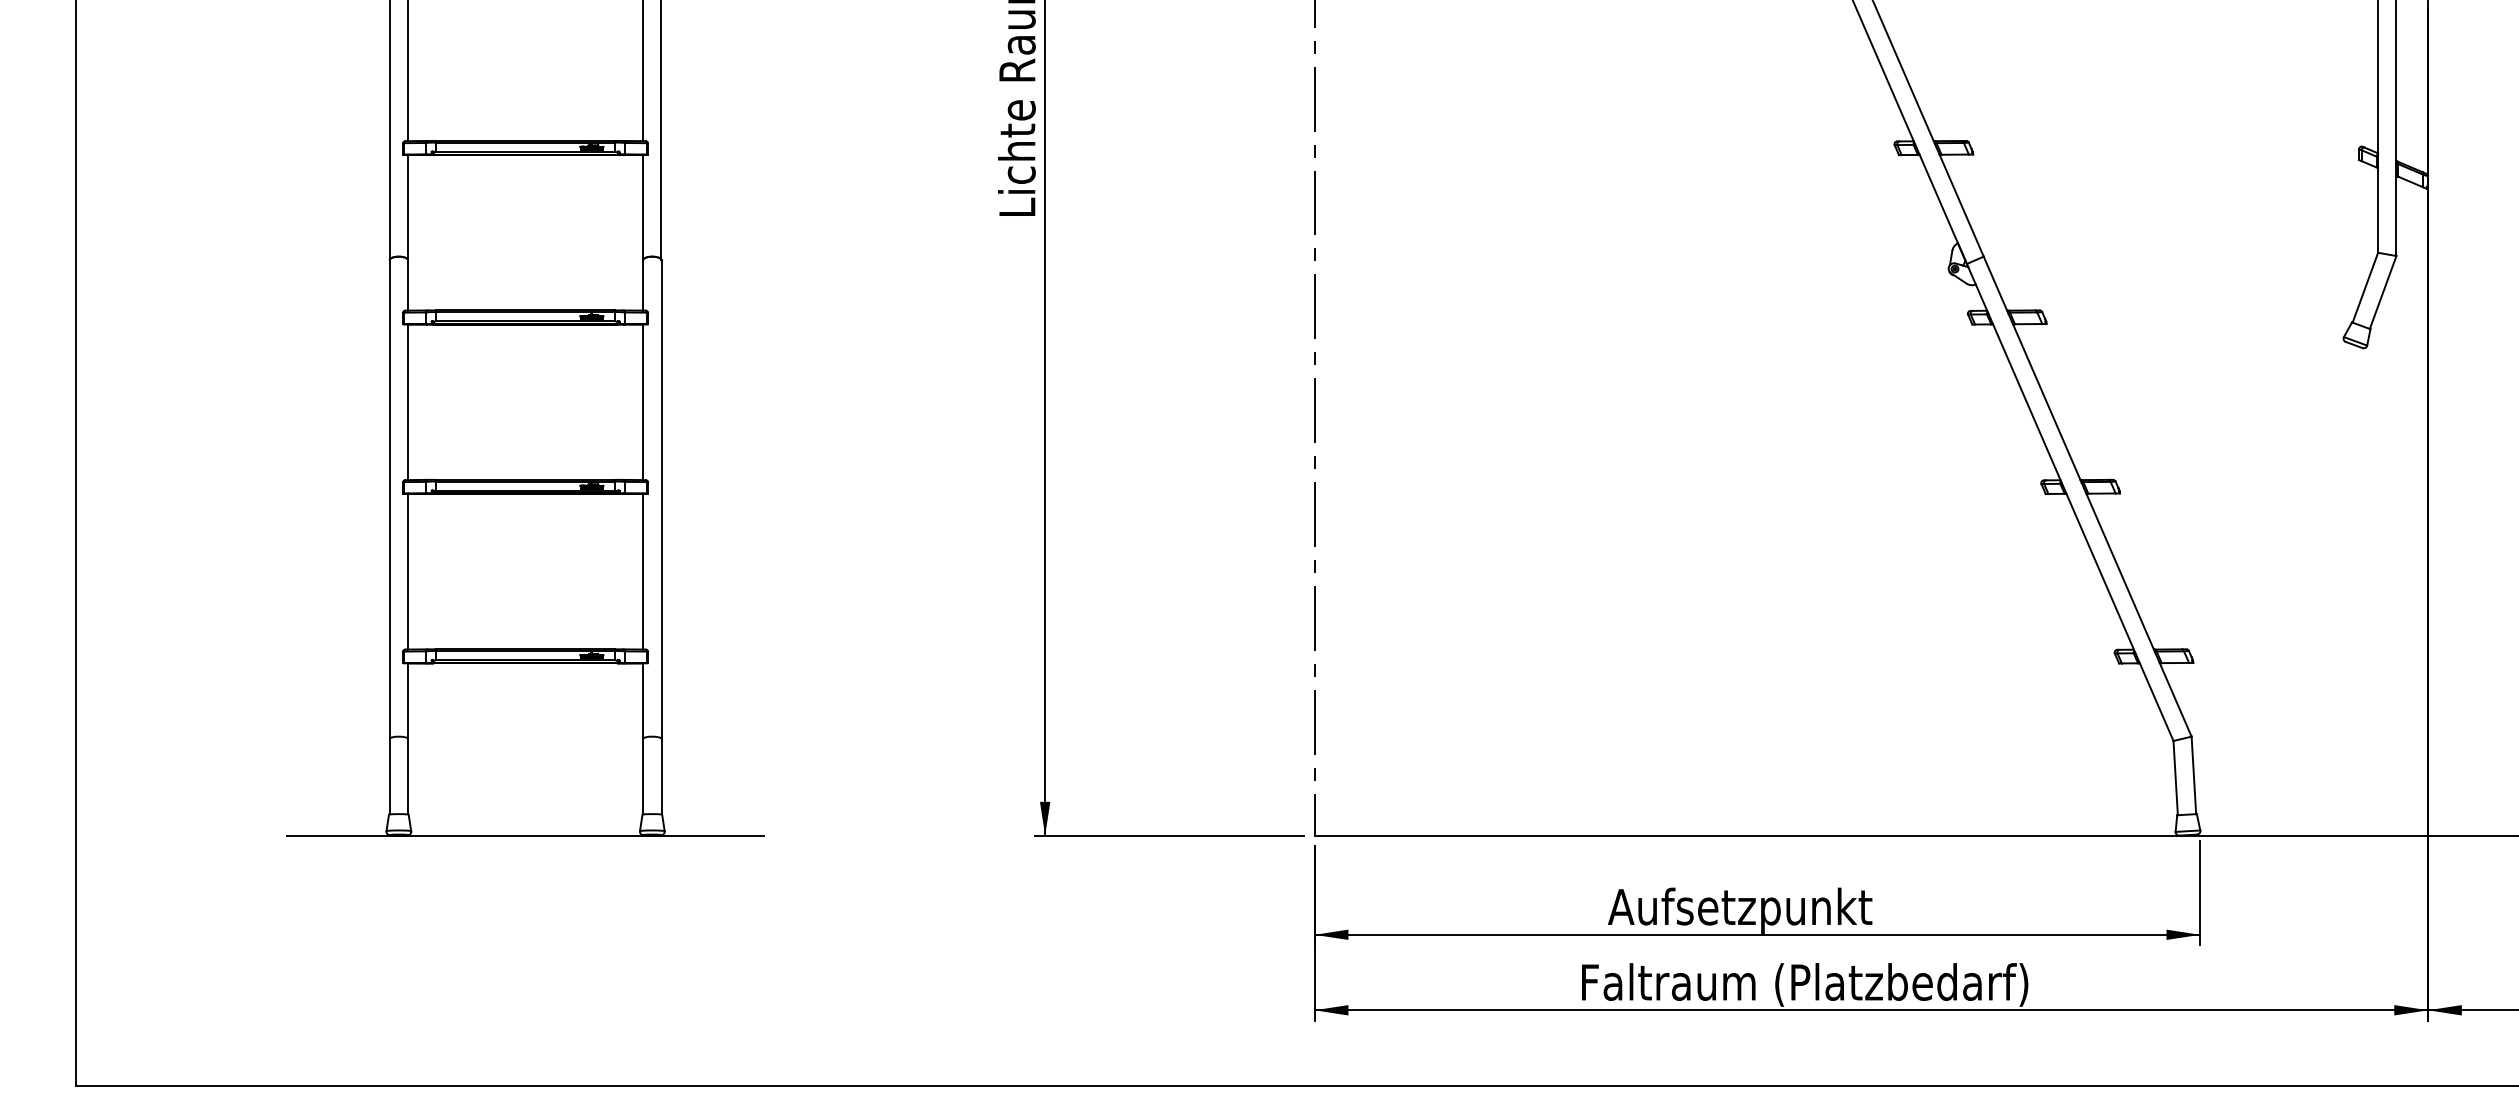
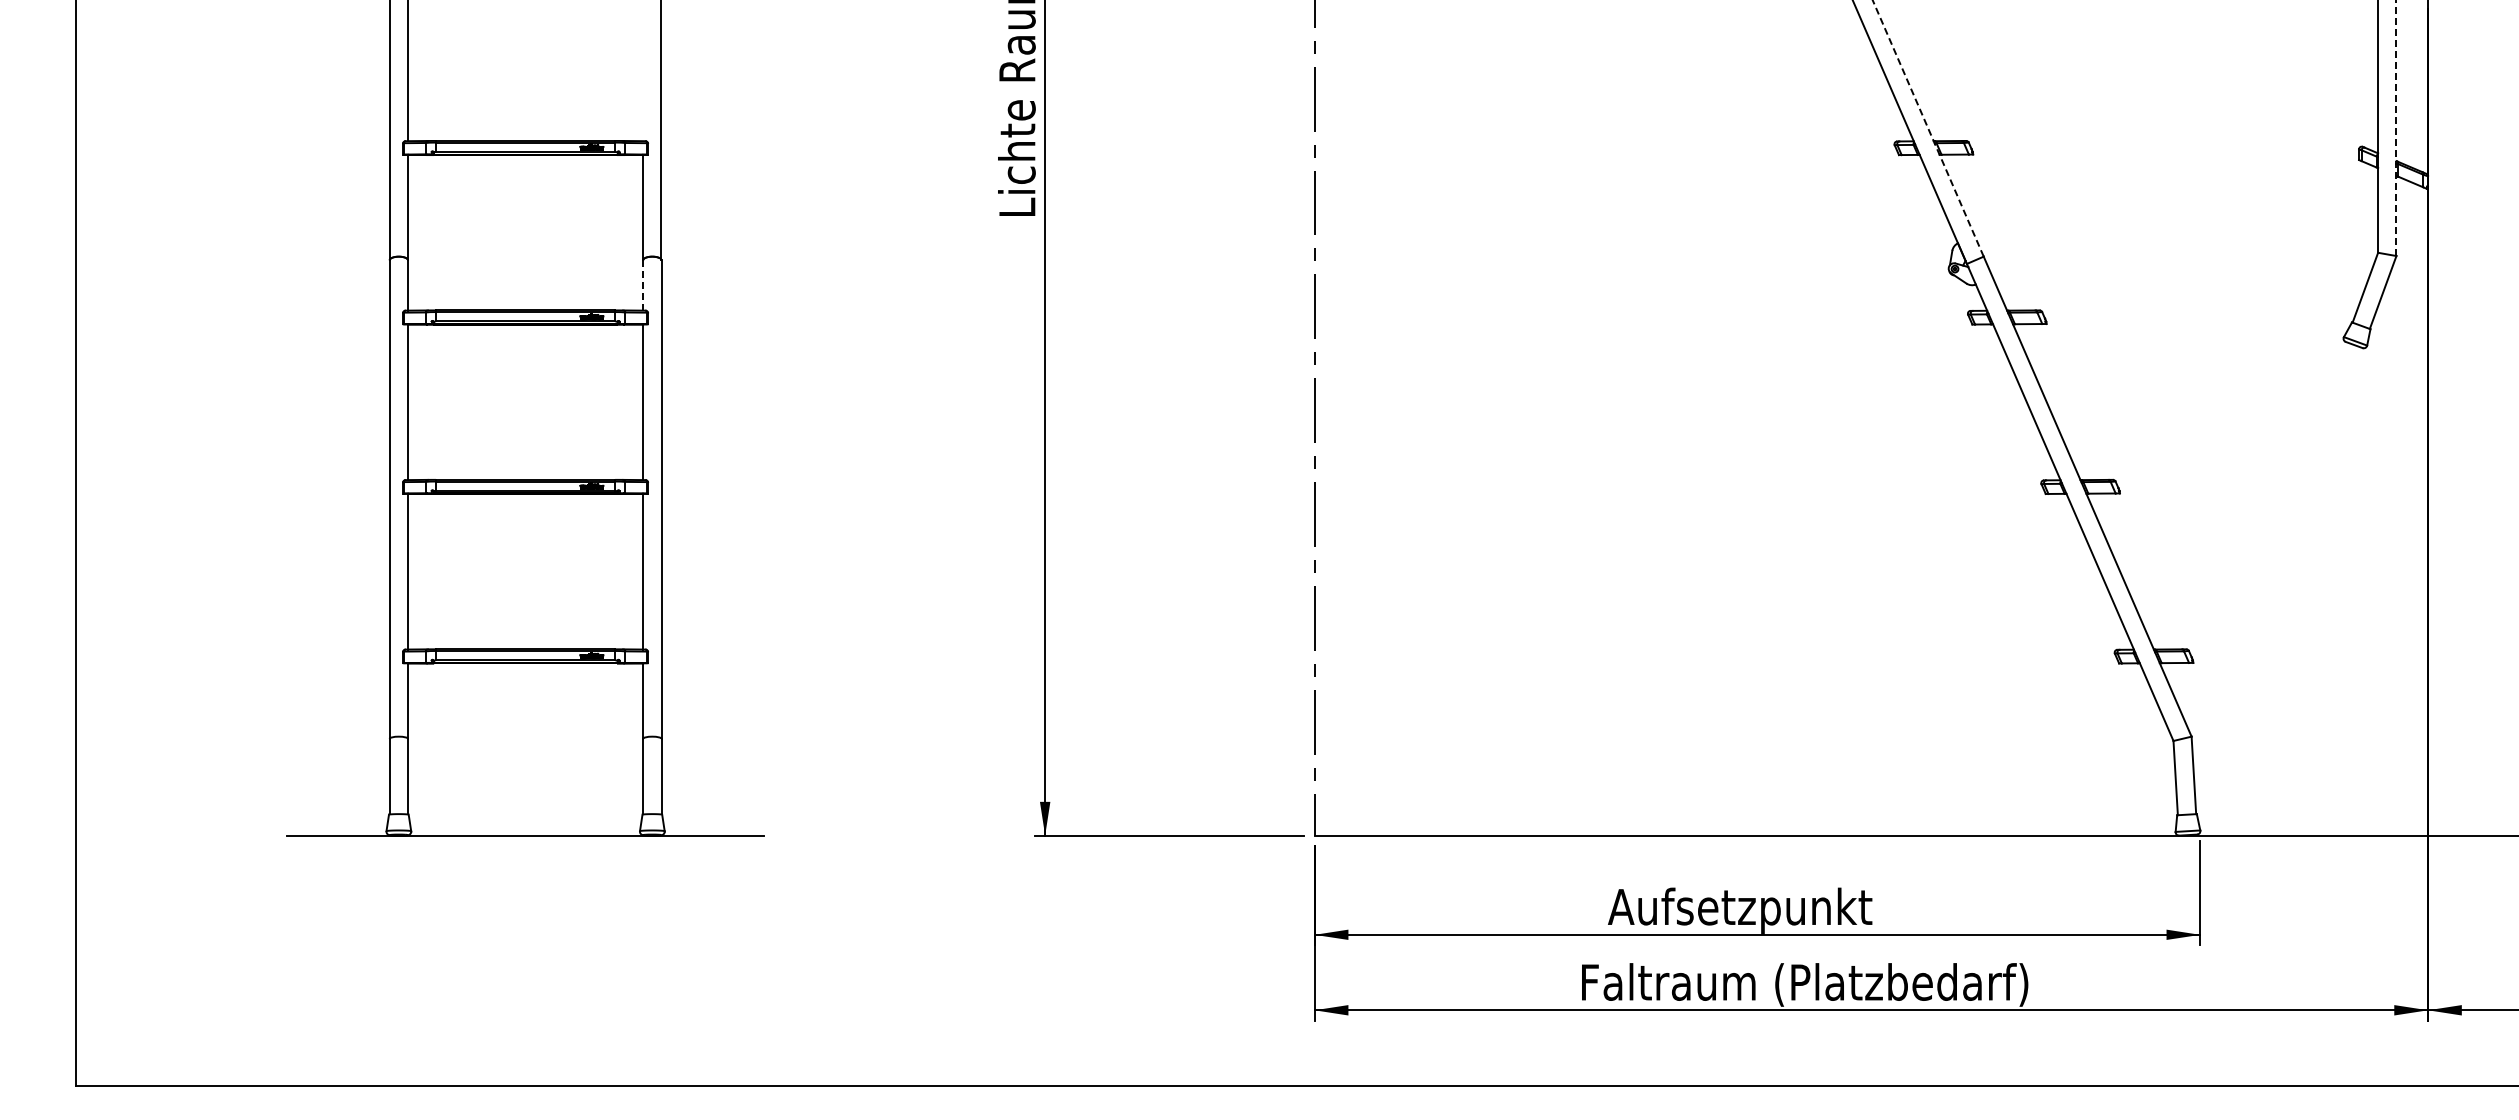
line: present -> none (643, 71)
line: solid -> dashed (1928, 128)
line: solid -> dashed (2396, 128)
line: solid -> dashed (643, 285)
